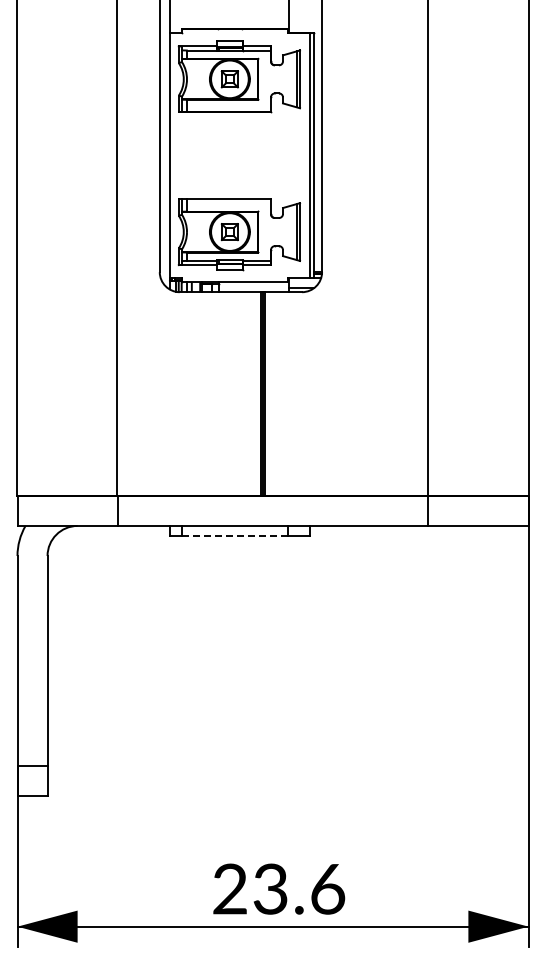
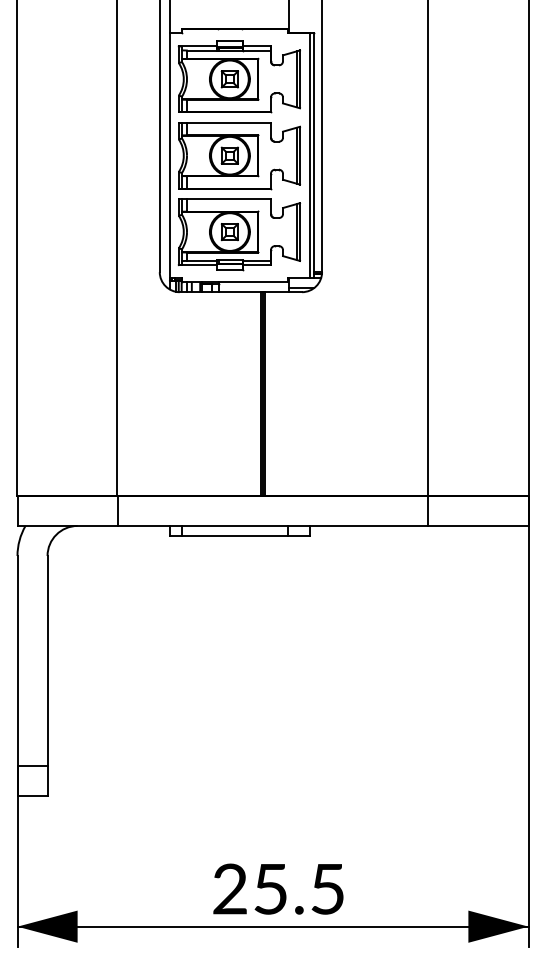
part: none -> present (239, 156)
line: dashed -> solid (234, 535)
text: 23.6 -> 25.5 (299, 888)
